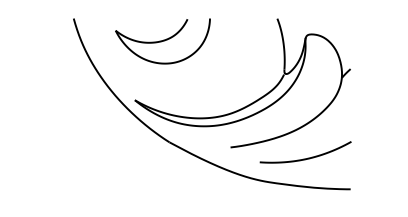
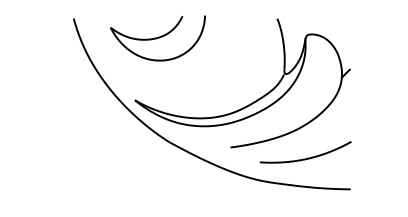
part position: (162, 41) -> (157, 38) (157, 38)
